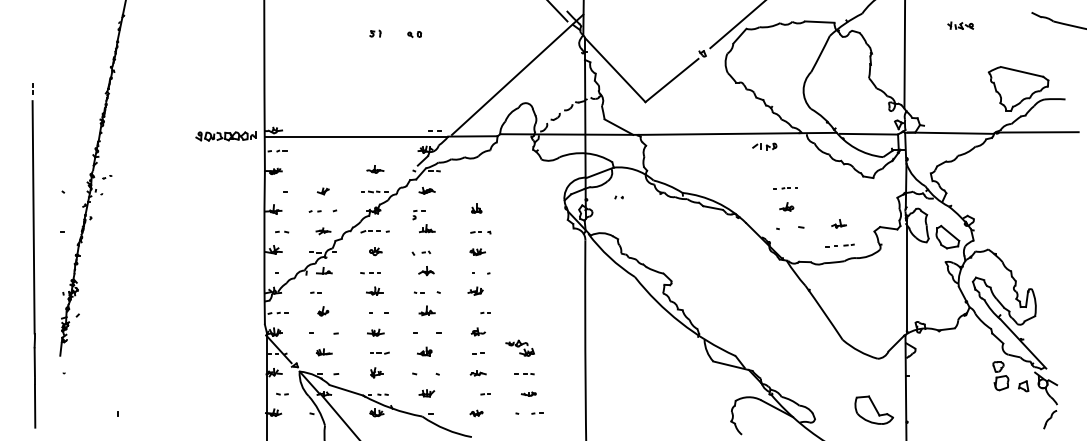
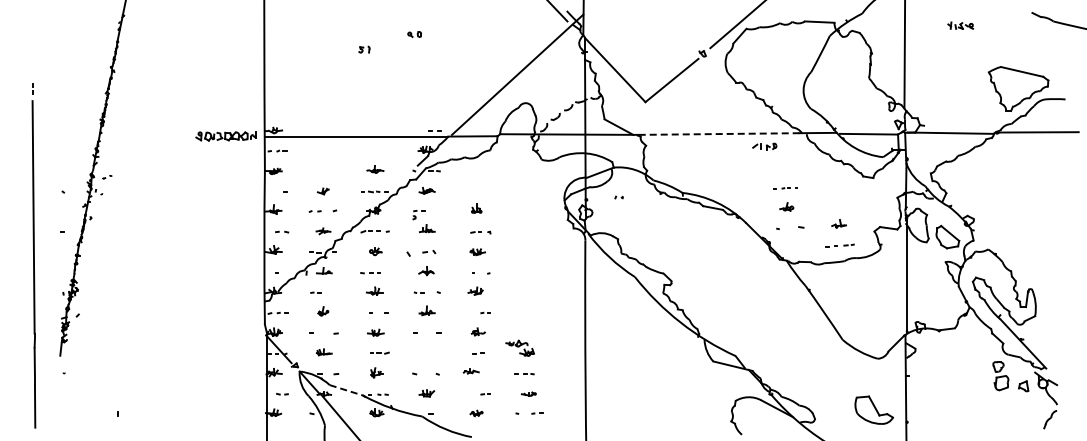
part position: (375, 33) -> (364, 49) (364, 49)
line: solid -> dashed (719, 134)
part size: 21x6 px -> 31x8 px (421, 252)
part: present -> none (424, 351)
part position: (477, 373) -> (470, 371) (470, 371)
line: solid -> dashed (346, 390)
